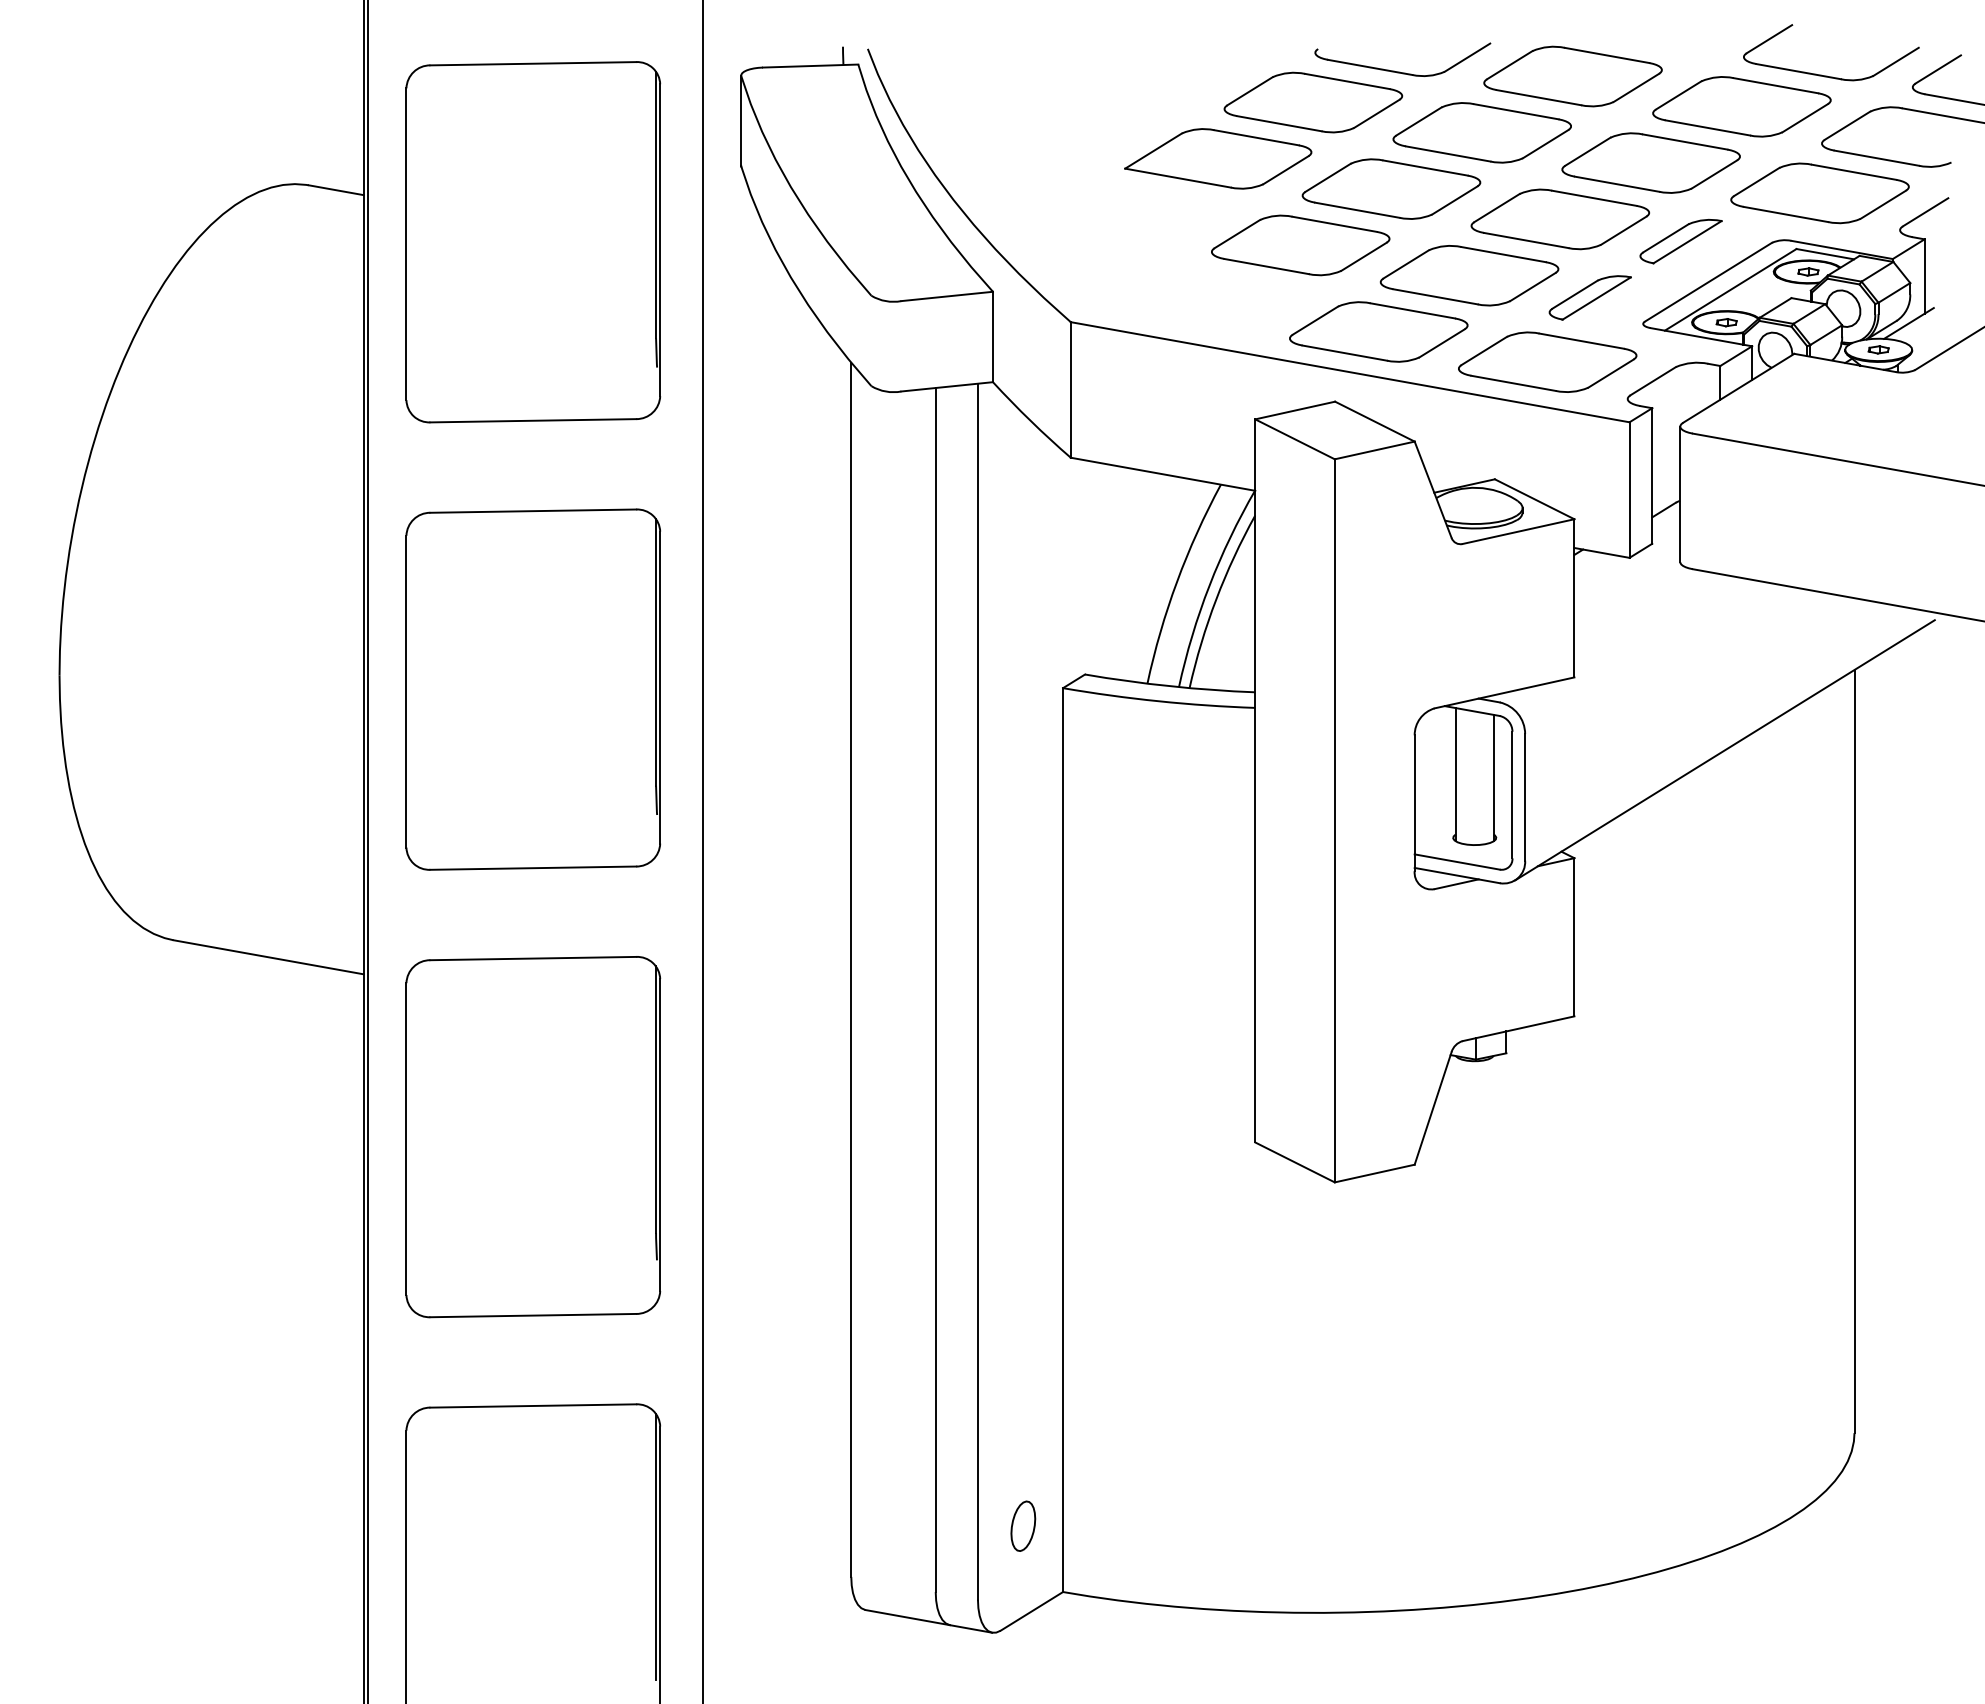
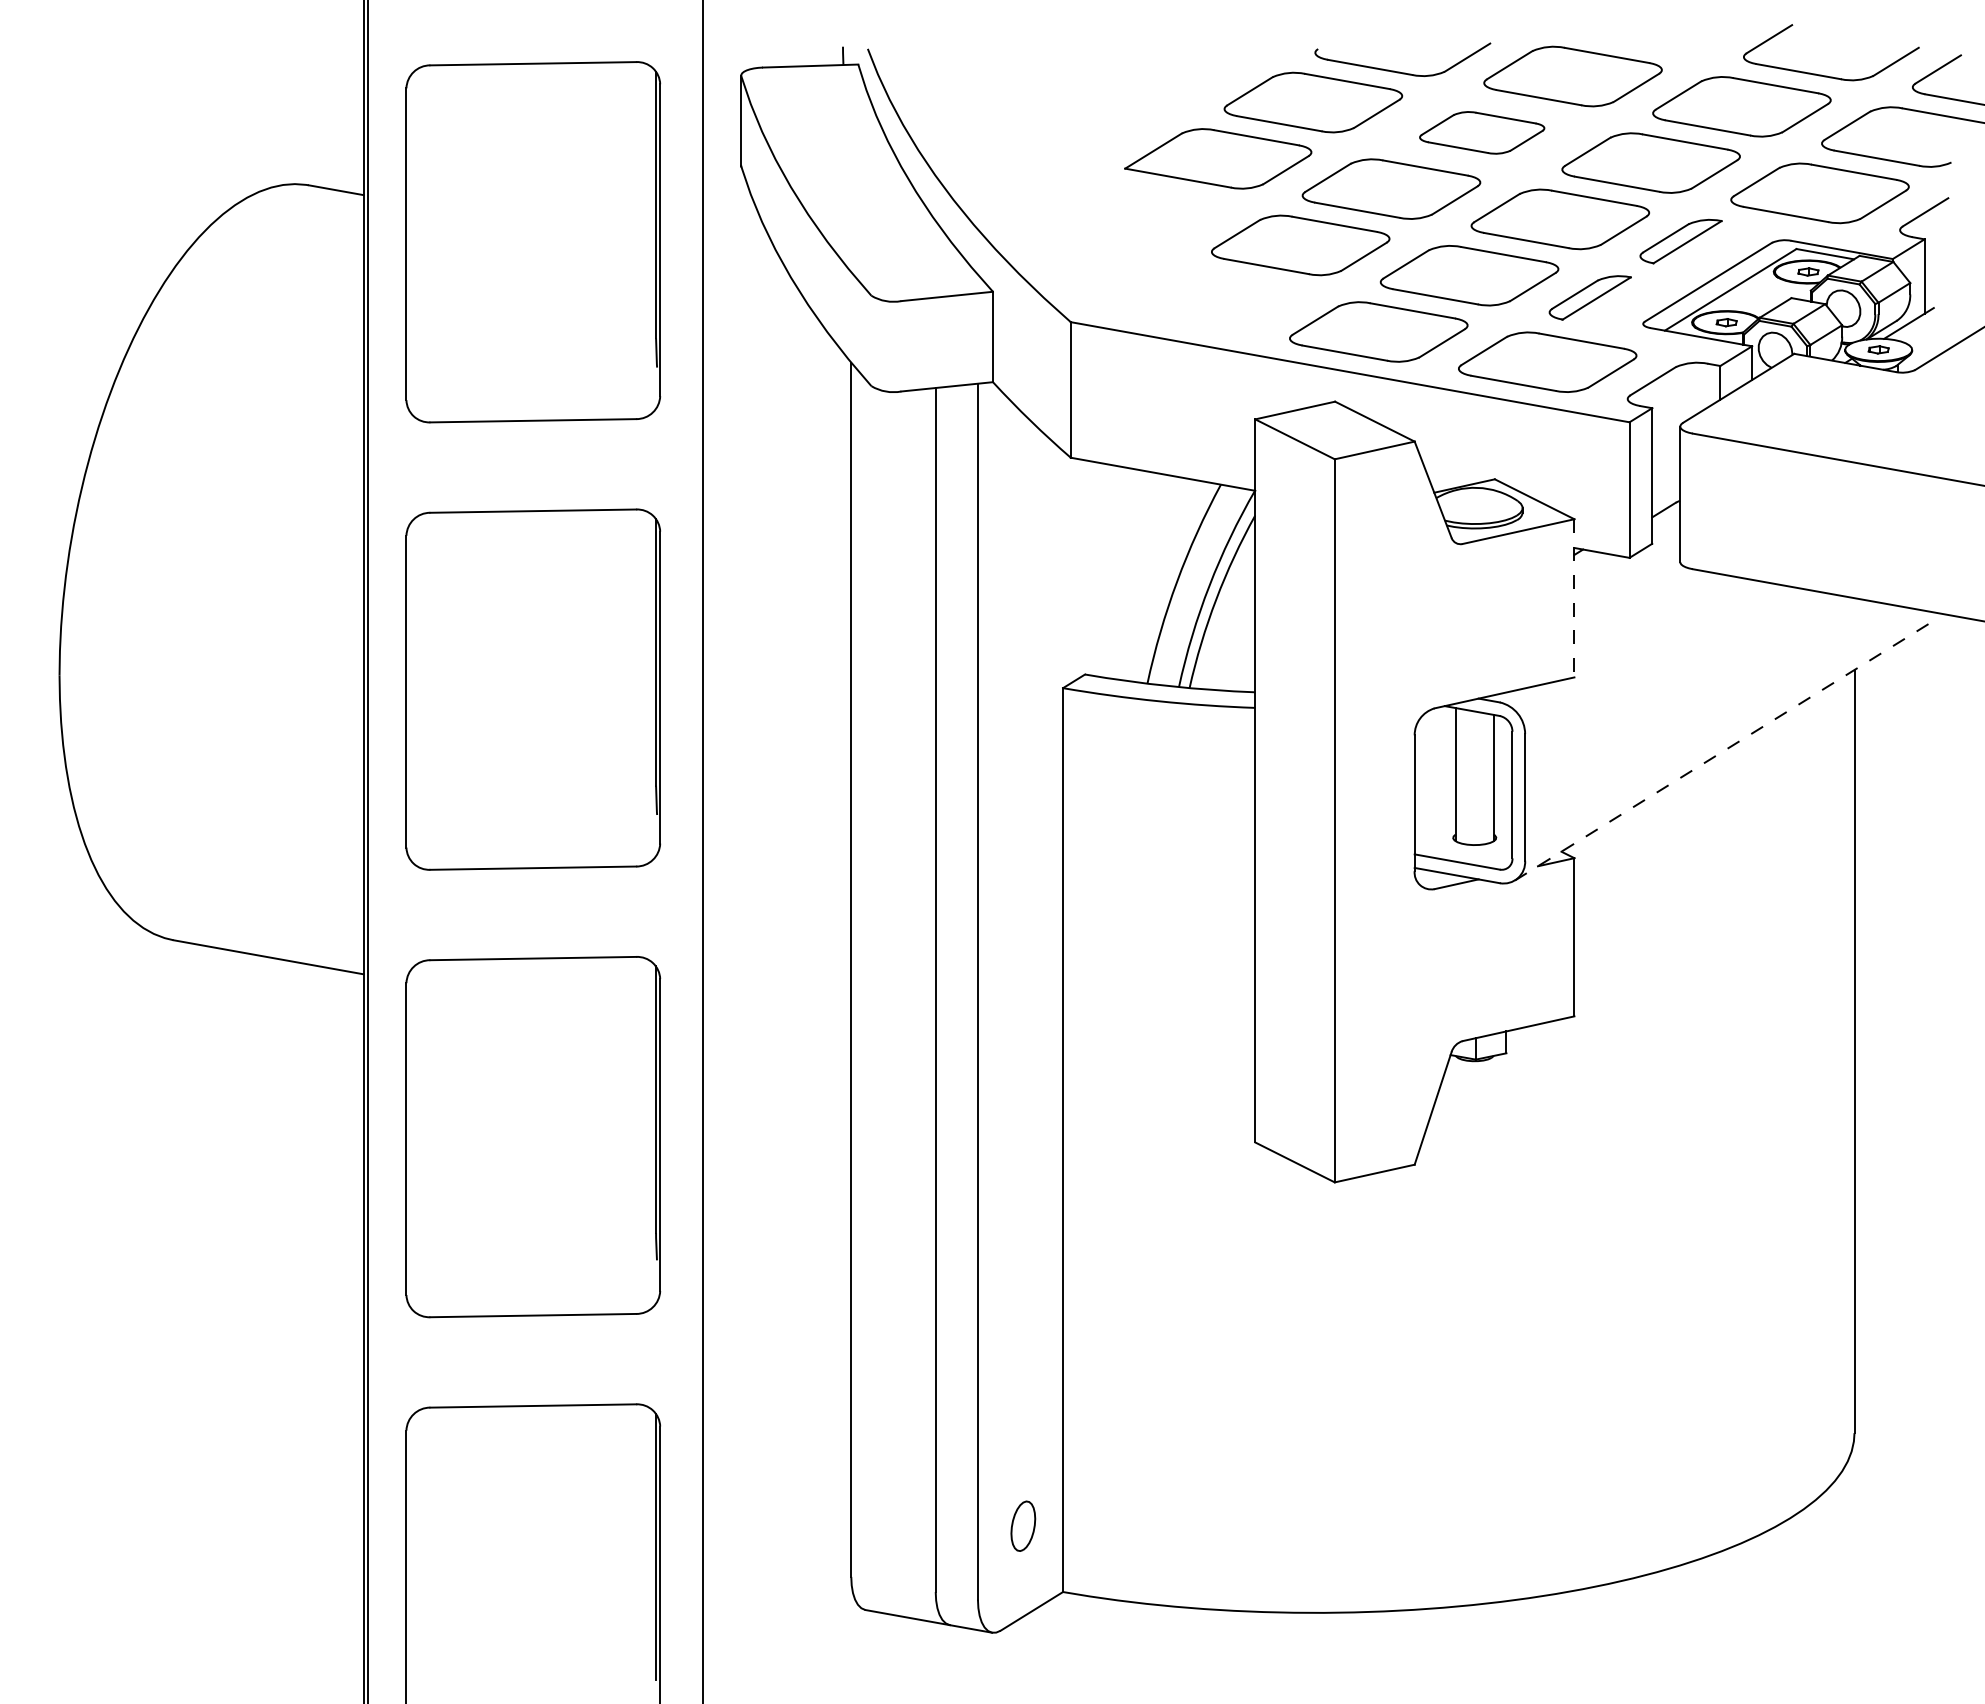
part size: 180x62 px -> 127x44 px (1482, 132)
line: solid -> dashed (1574, 598)
line: solid -> dashed (1725, 750)
